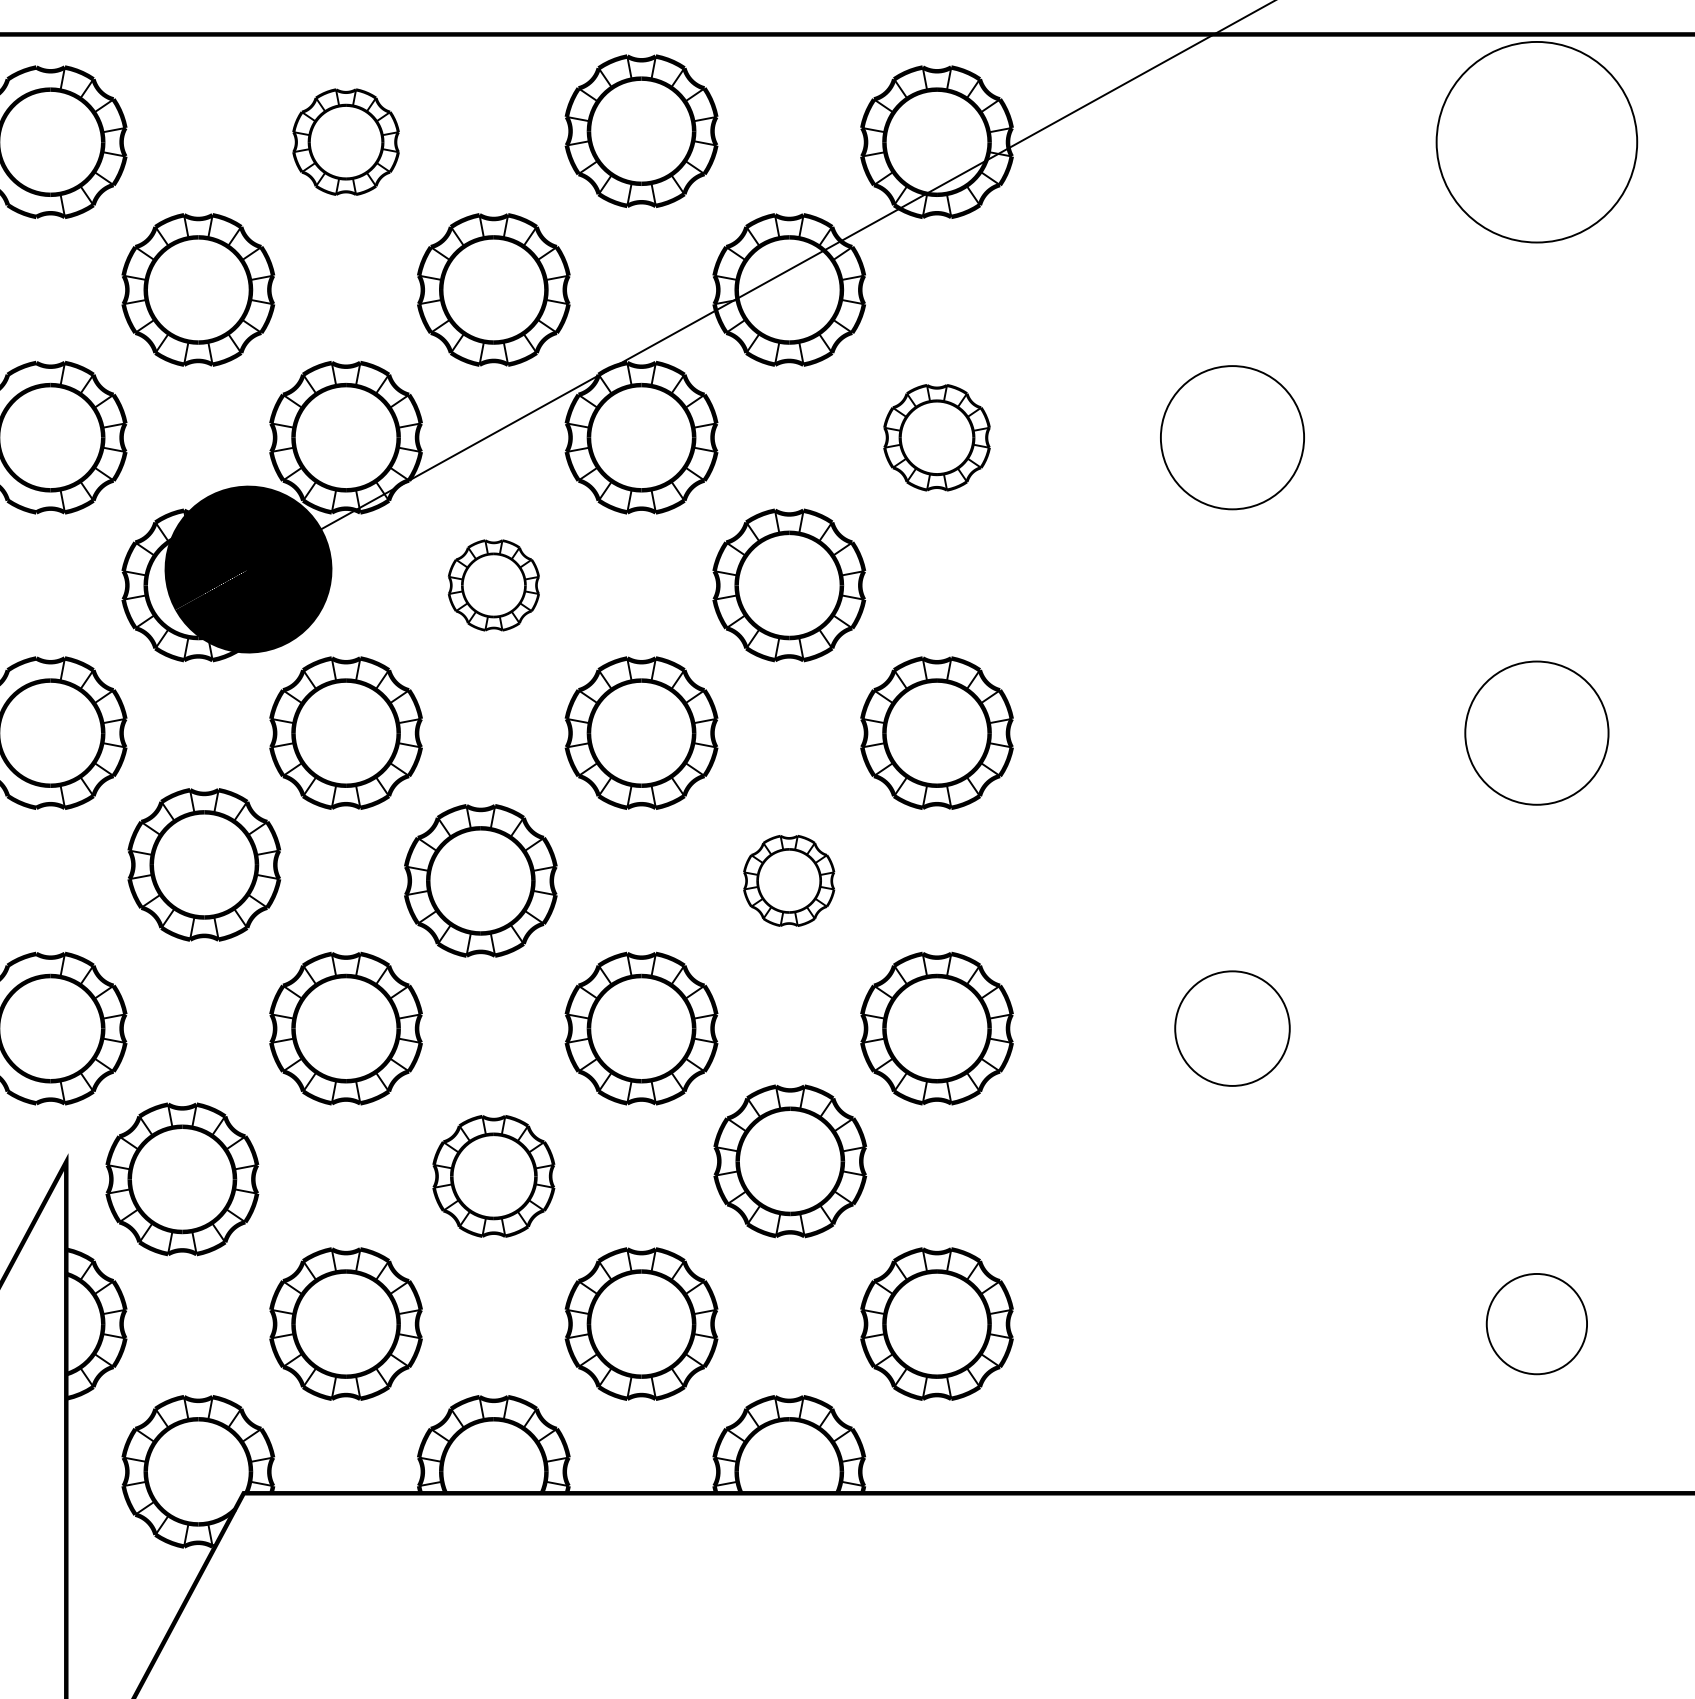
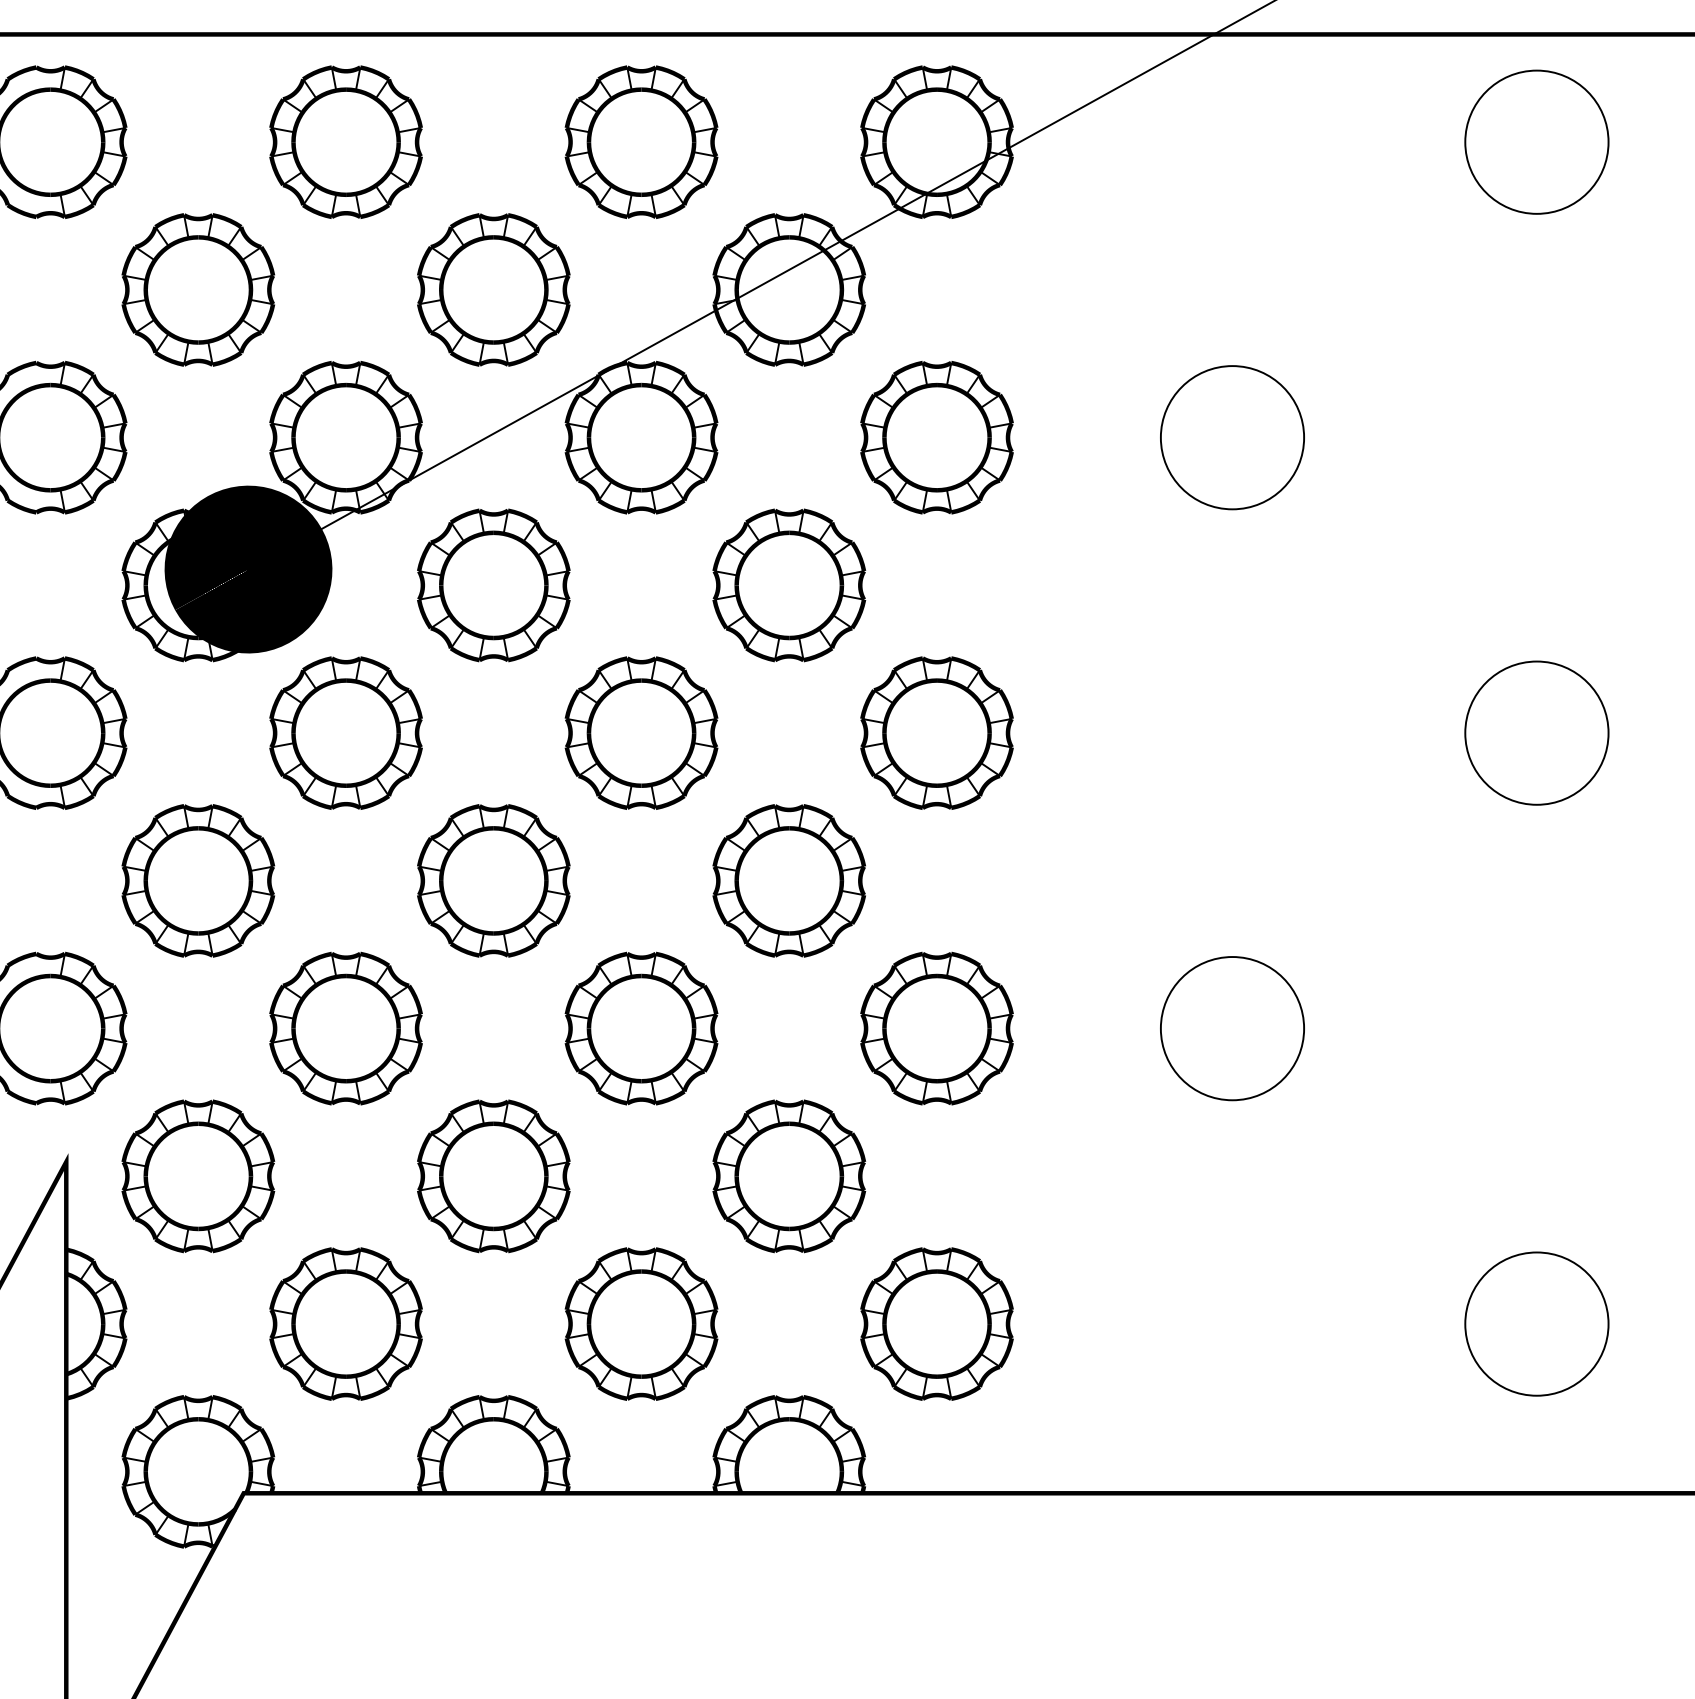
part position: (641, 130) -> (641, 141) (641, 141)
part size: 108x108 px -> 154x154 px (345, 141)
circle diameter: 201 px -> 143 px (1536, 141)
part size: 108x108 px -> 154x154 px (936, 437)
part size: 93x93 px -> 154x155 px (493, 585)
part position: (204, 864) -> (198, 880) (198, 880)
part position: (480, 880) -> (493, 880) (493, 880)
part size: 93x92 px -> 154x154 px (788, 880)
circle diameter: 115 px -> 143 px (1232, 1028)
part position: (790, 1161) -> (789, 1176) (789, 1176)
part size: 124x123 px -> 154x155 px (493, 1176)
part position: (182, 1179) -> (198, 1176) (198, 1176)
circle diameter: 100 px -> 143 px (1536, 1323)
